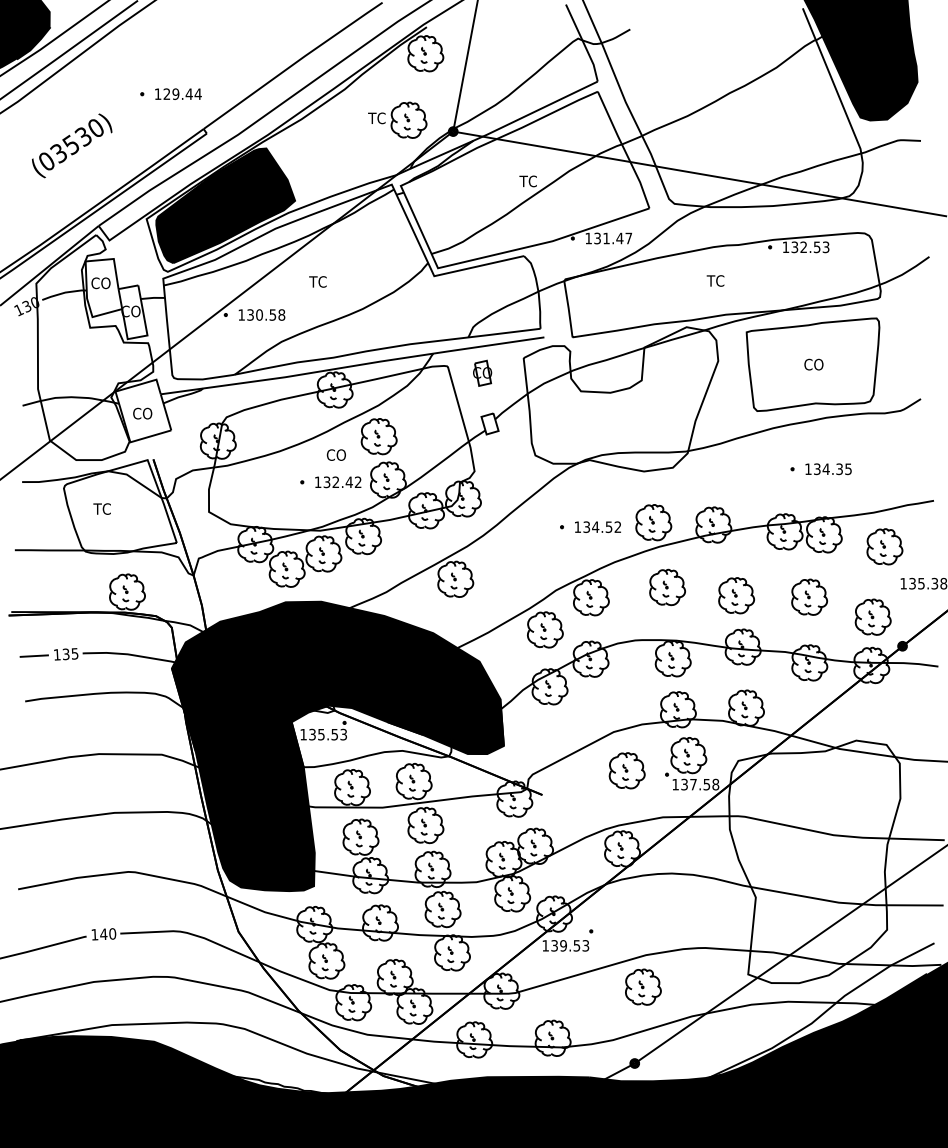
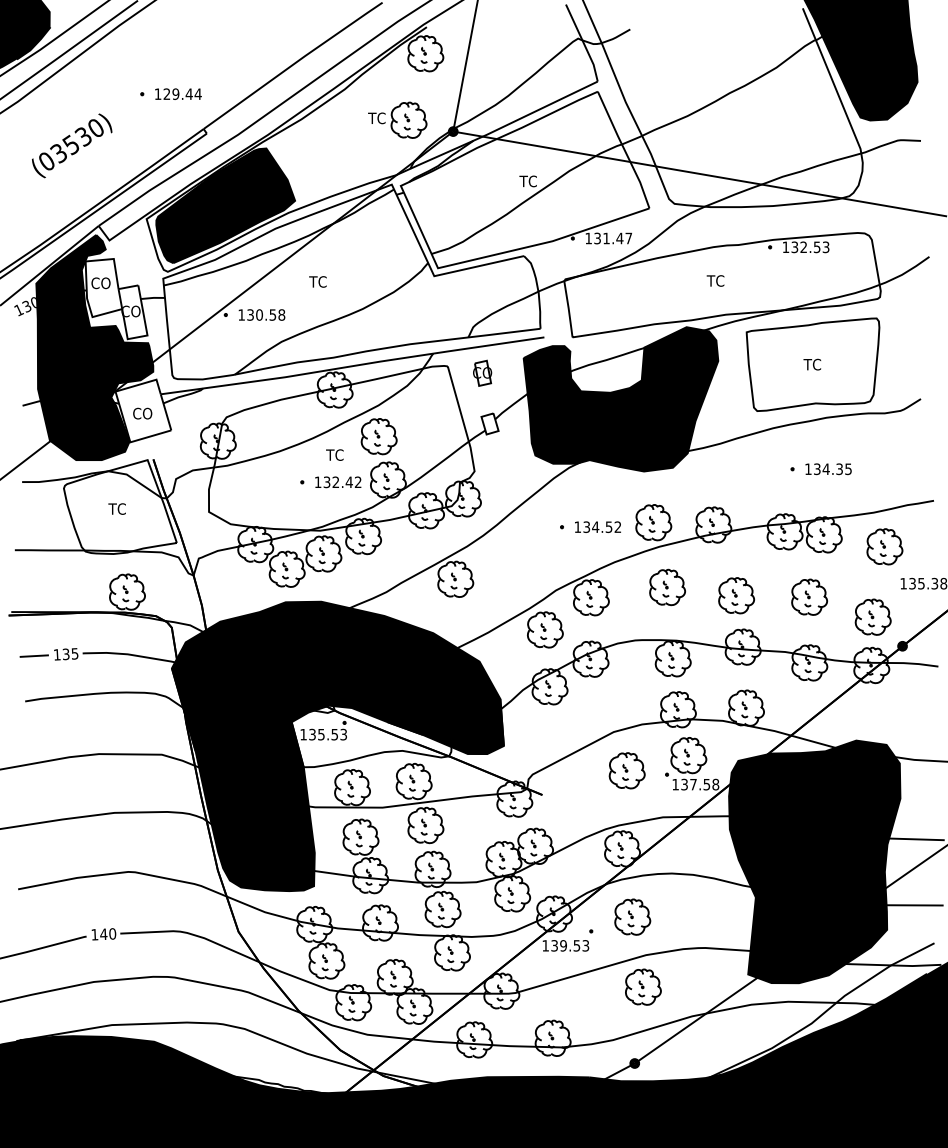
fill: none -> present (94, 347)
text: CO -> TC (813, 364)
fill: none -> present (620, 399)
text: CO -> TC (335, 454)
text position: (101, 508) -> (116, 508) (116, 508)
fill: none -> present (814, 861)
part: none -> present (632, 916)
